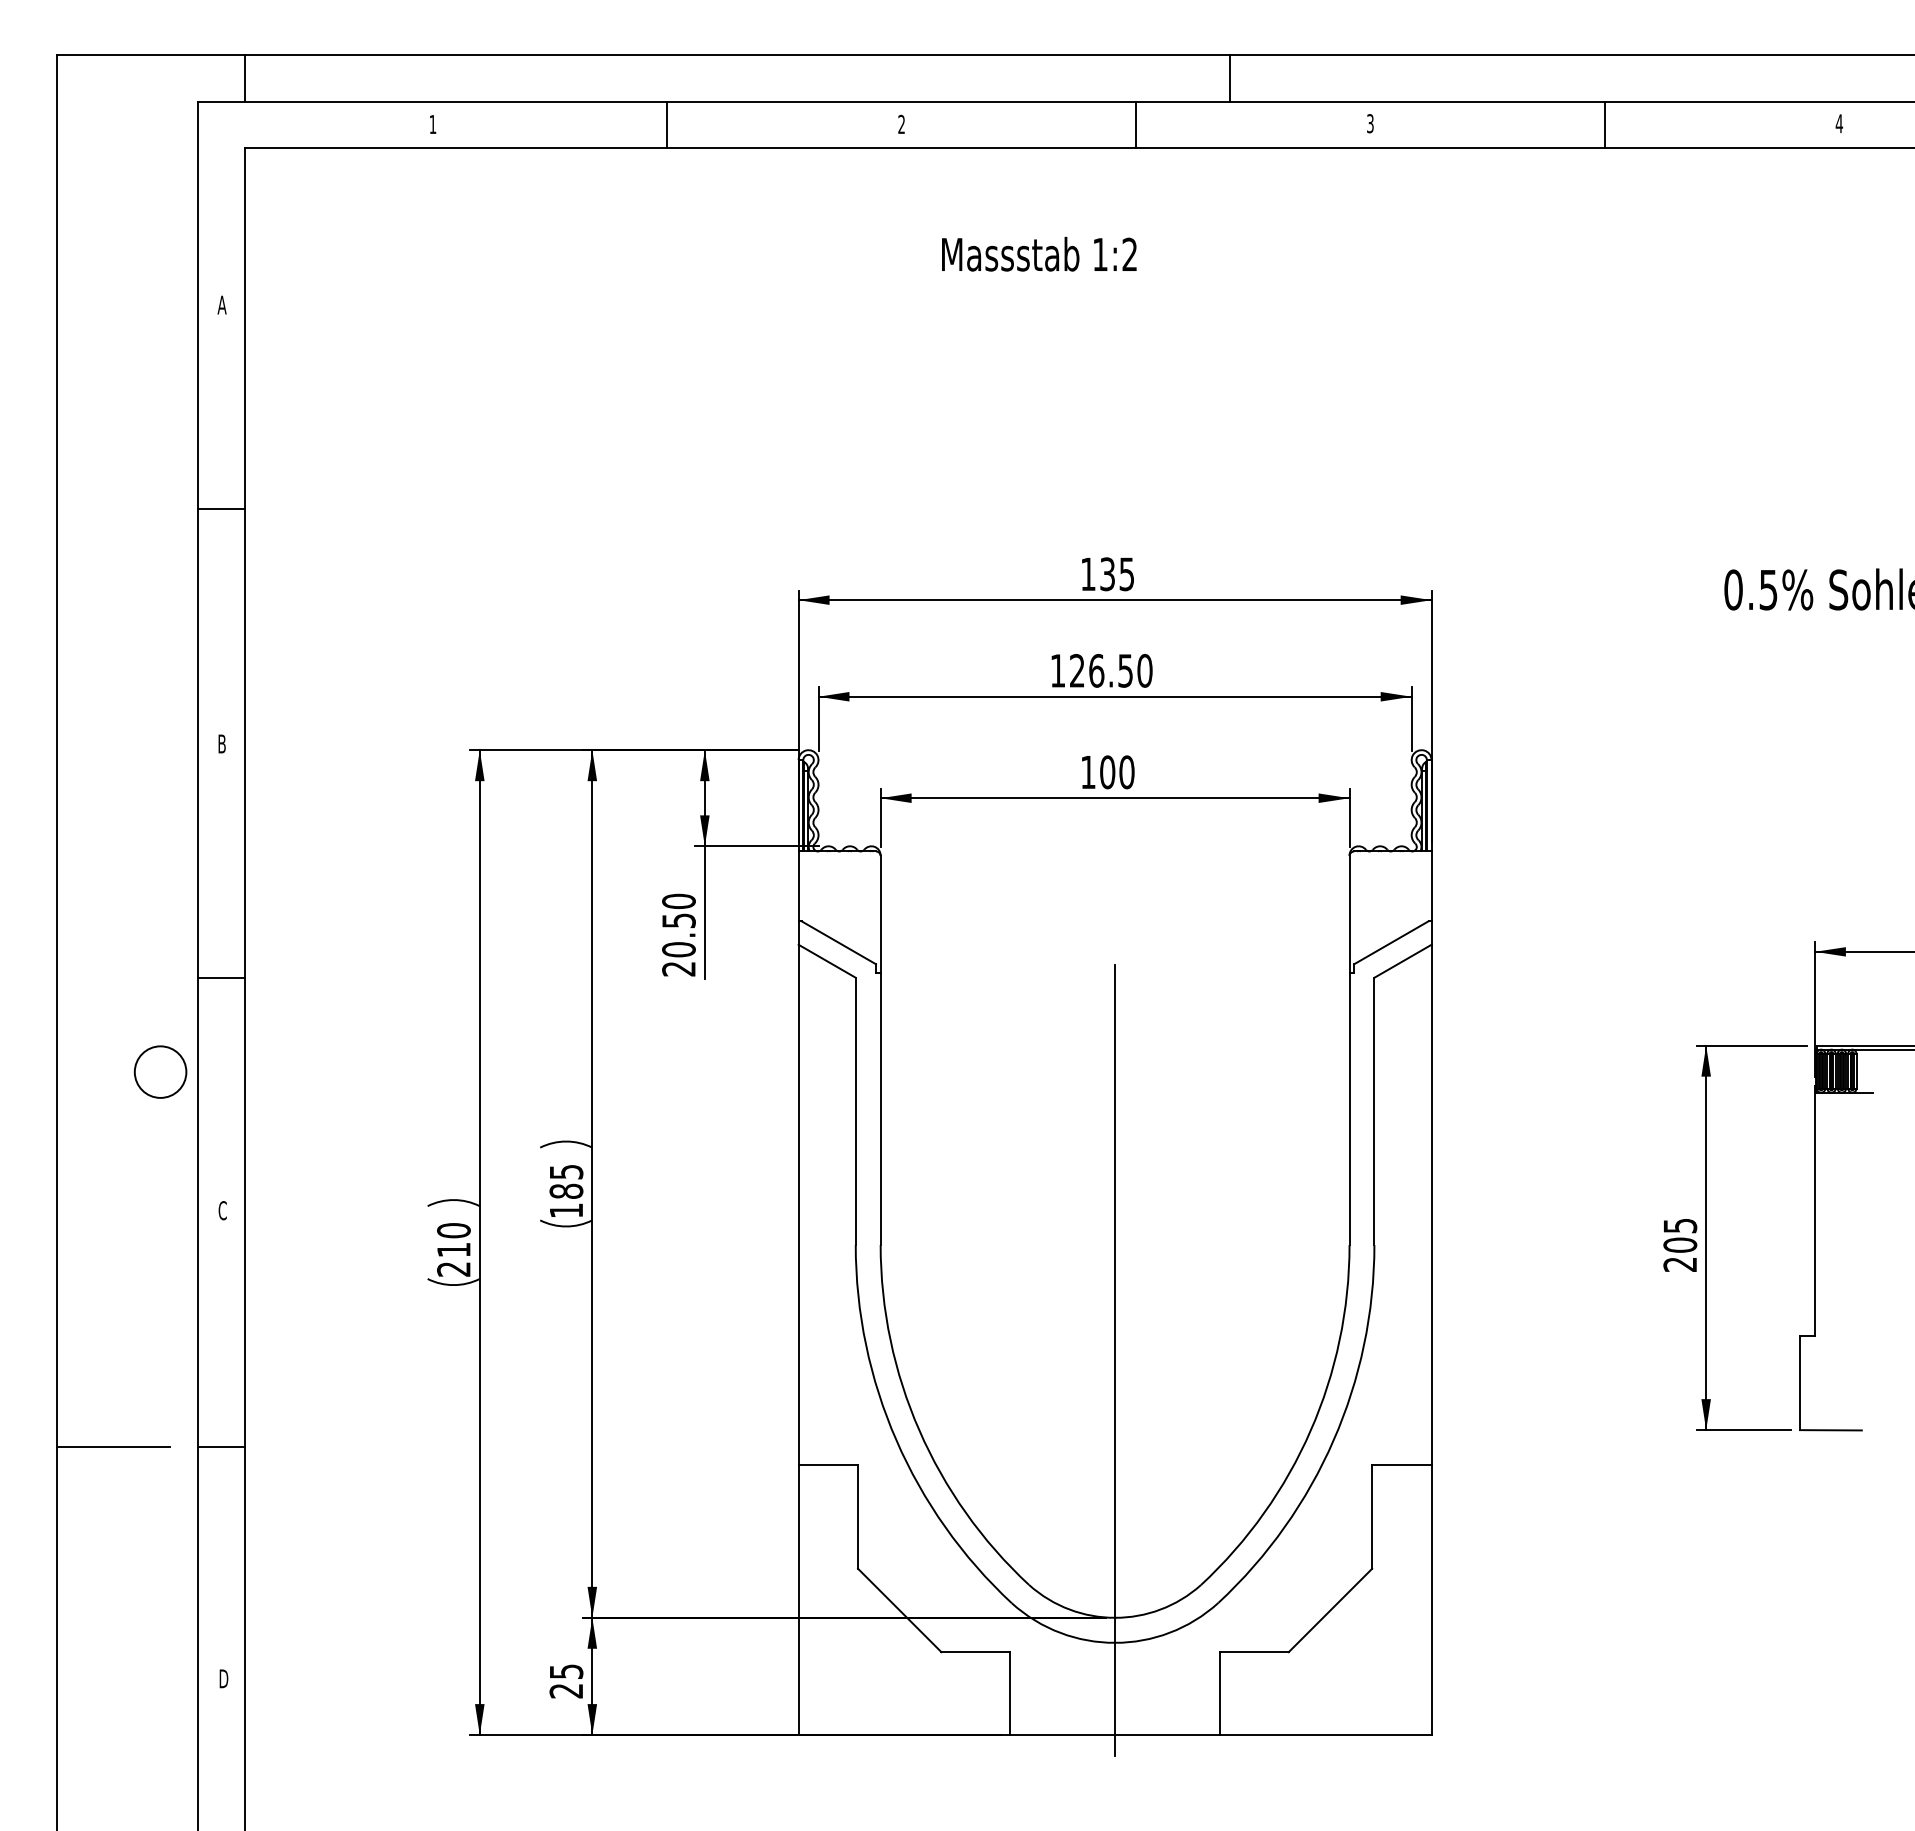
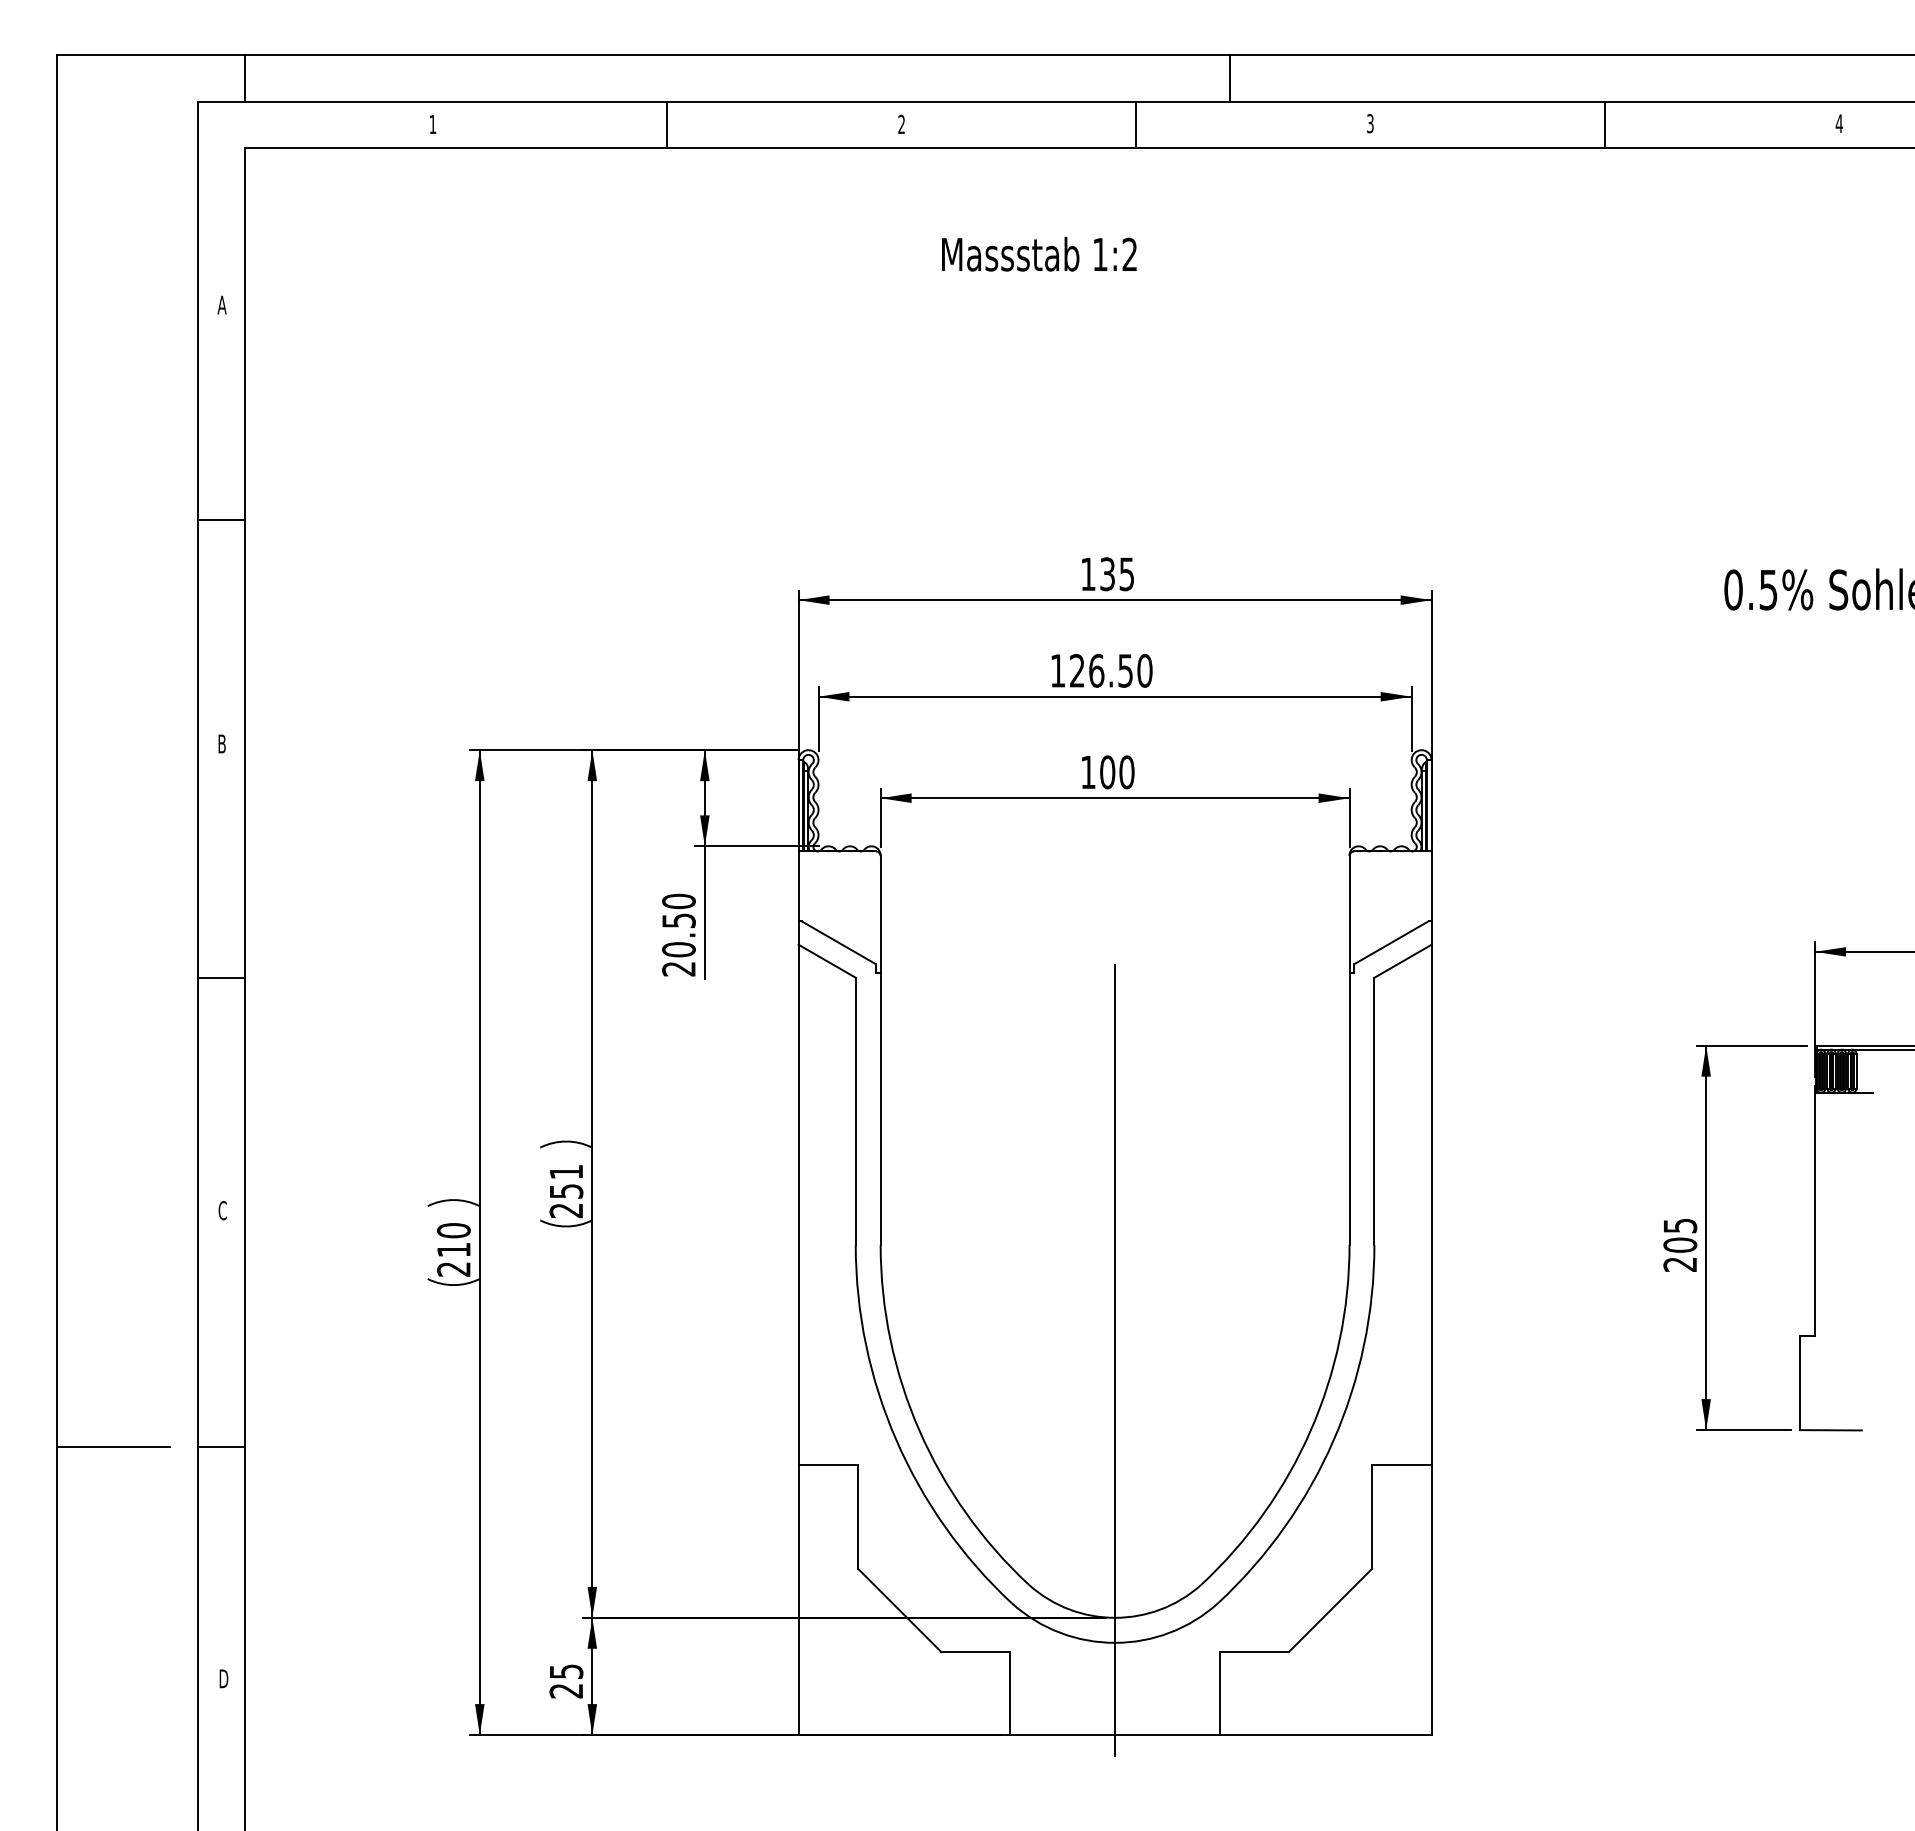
line position: (221, 509) -> (221, 520) (221, 520)
circle: present -> none (160, 1071)
text: 185 -> 251 (566, 1191)
